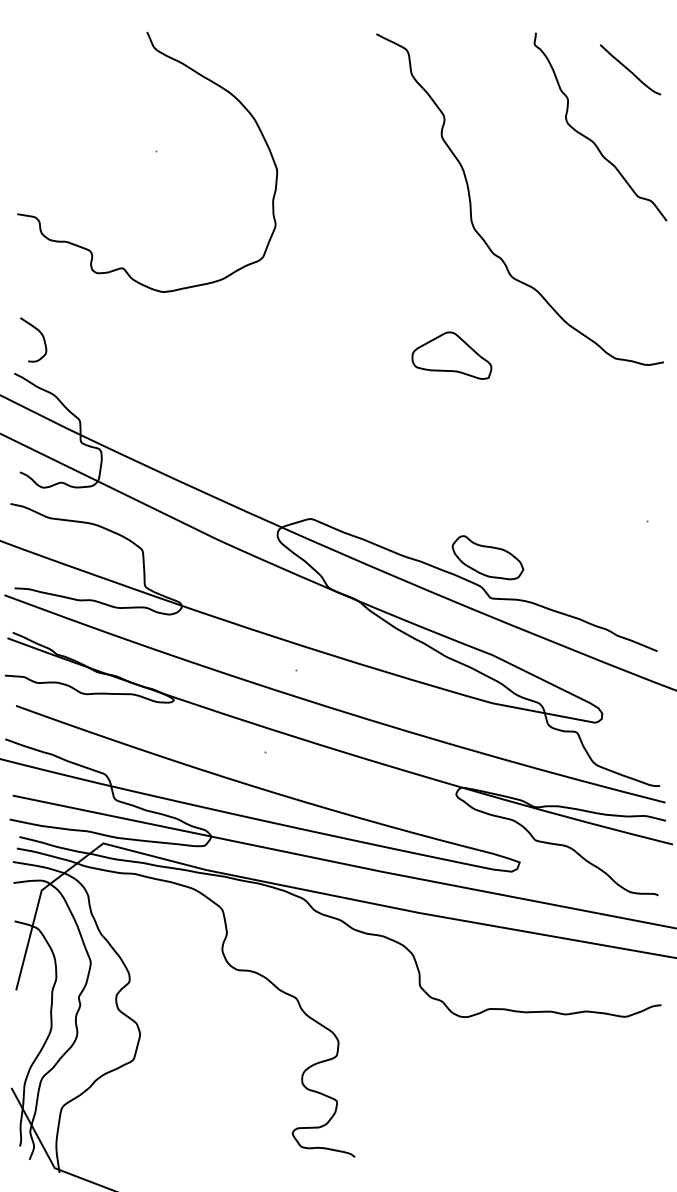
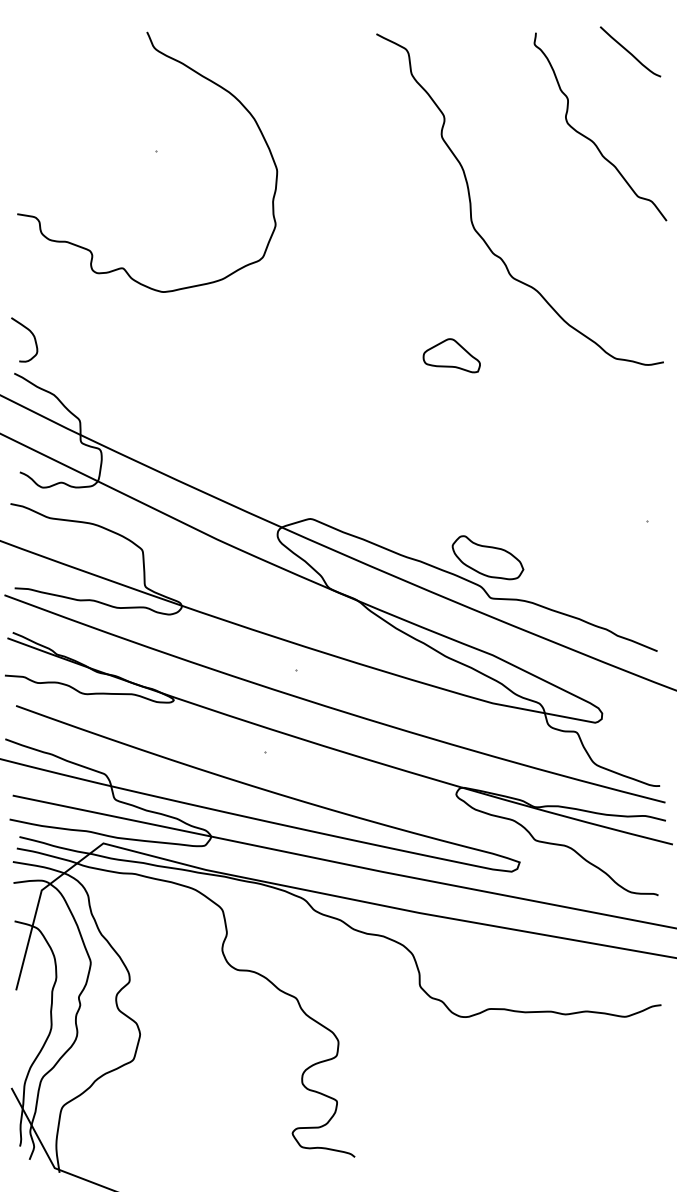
curve position: (629, 69) -> (629, 51) (629, 51)
curve position: (40, 334) -> (31, 334) (31, 334)
part size: 82x49 px -> 59x36 px (451, 355)
